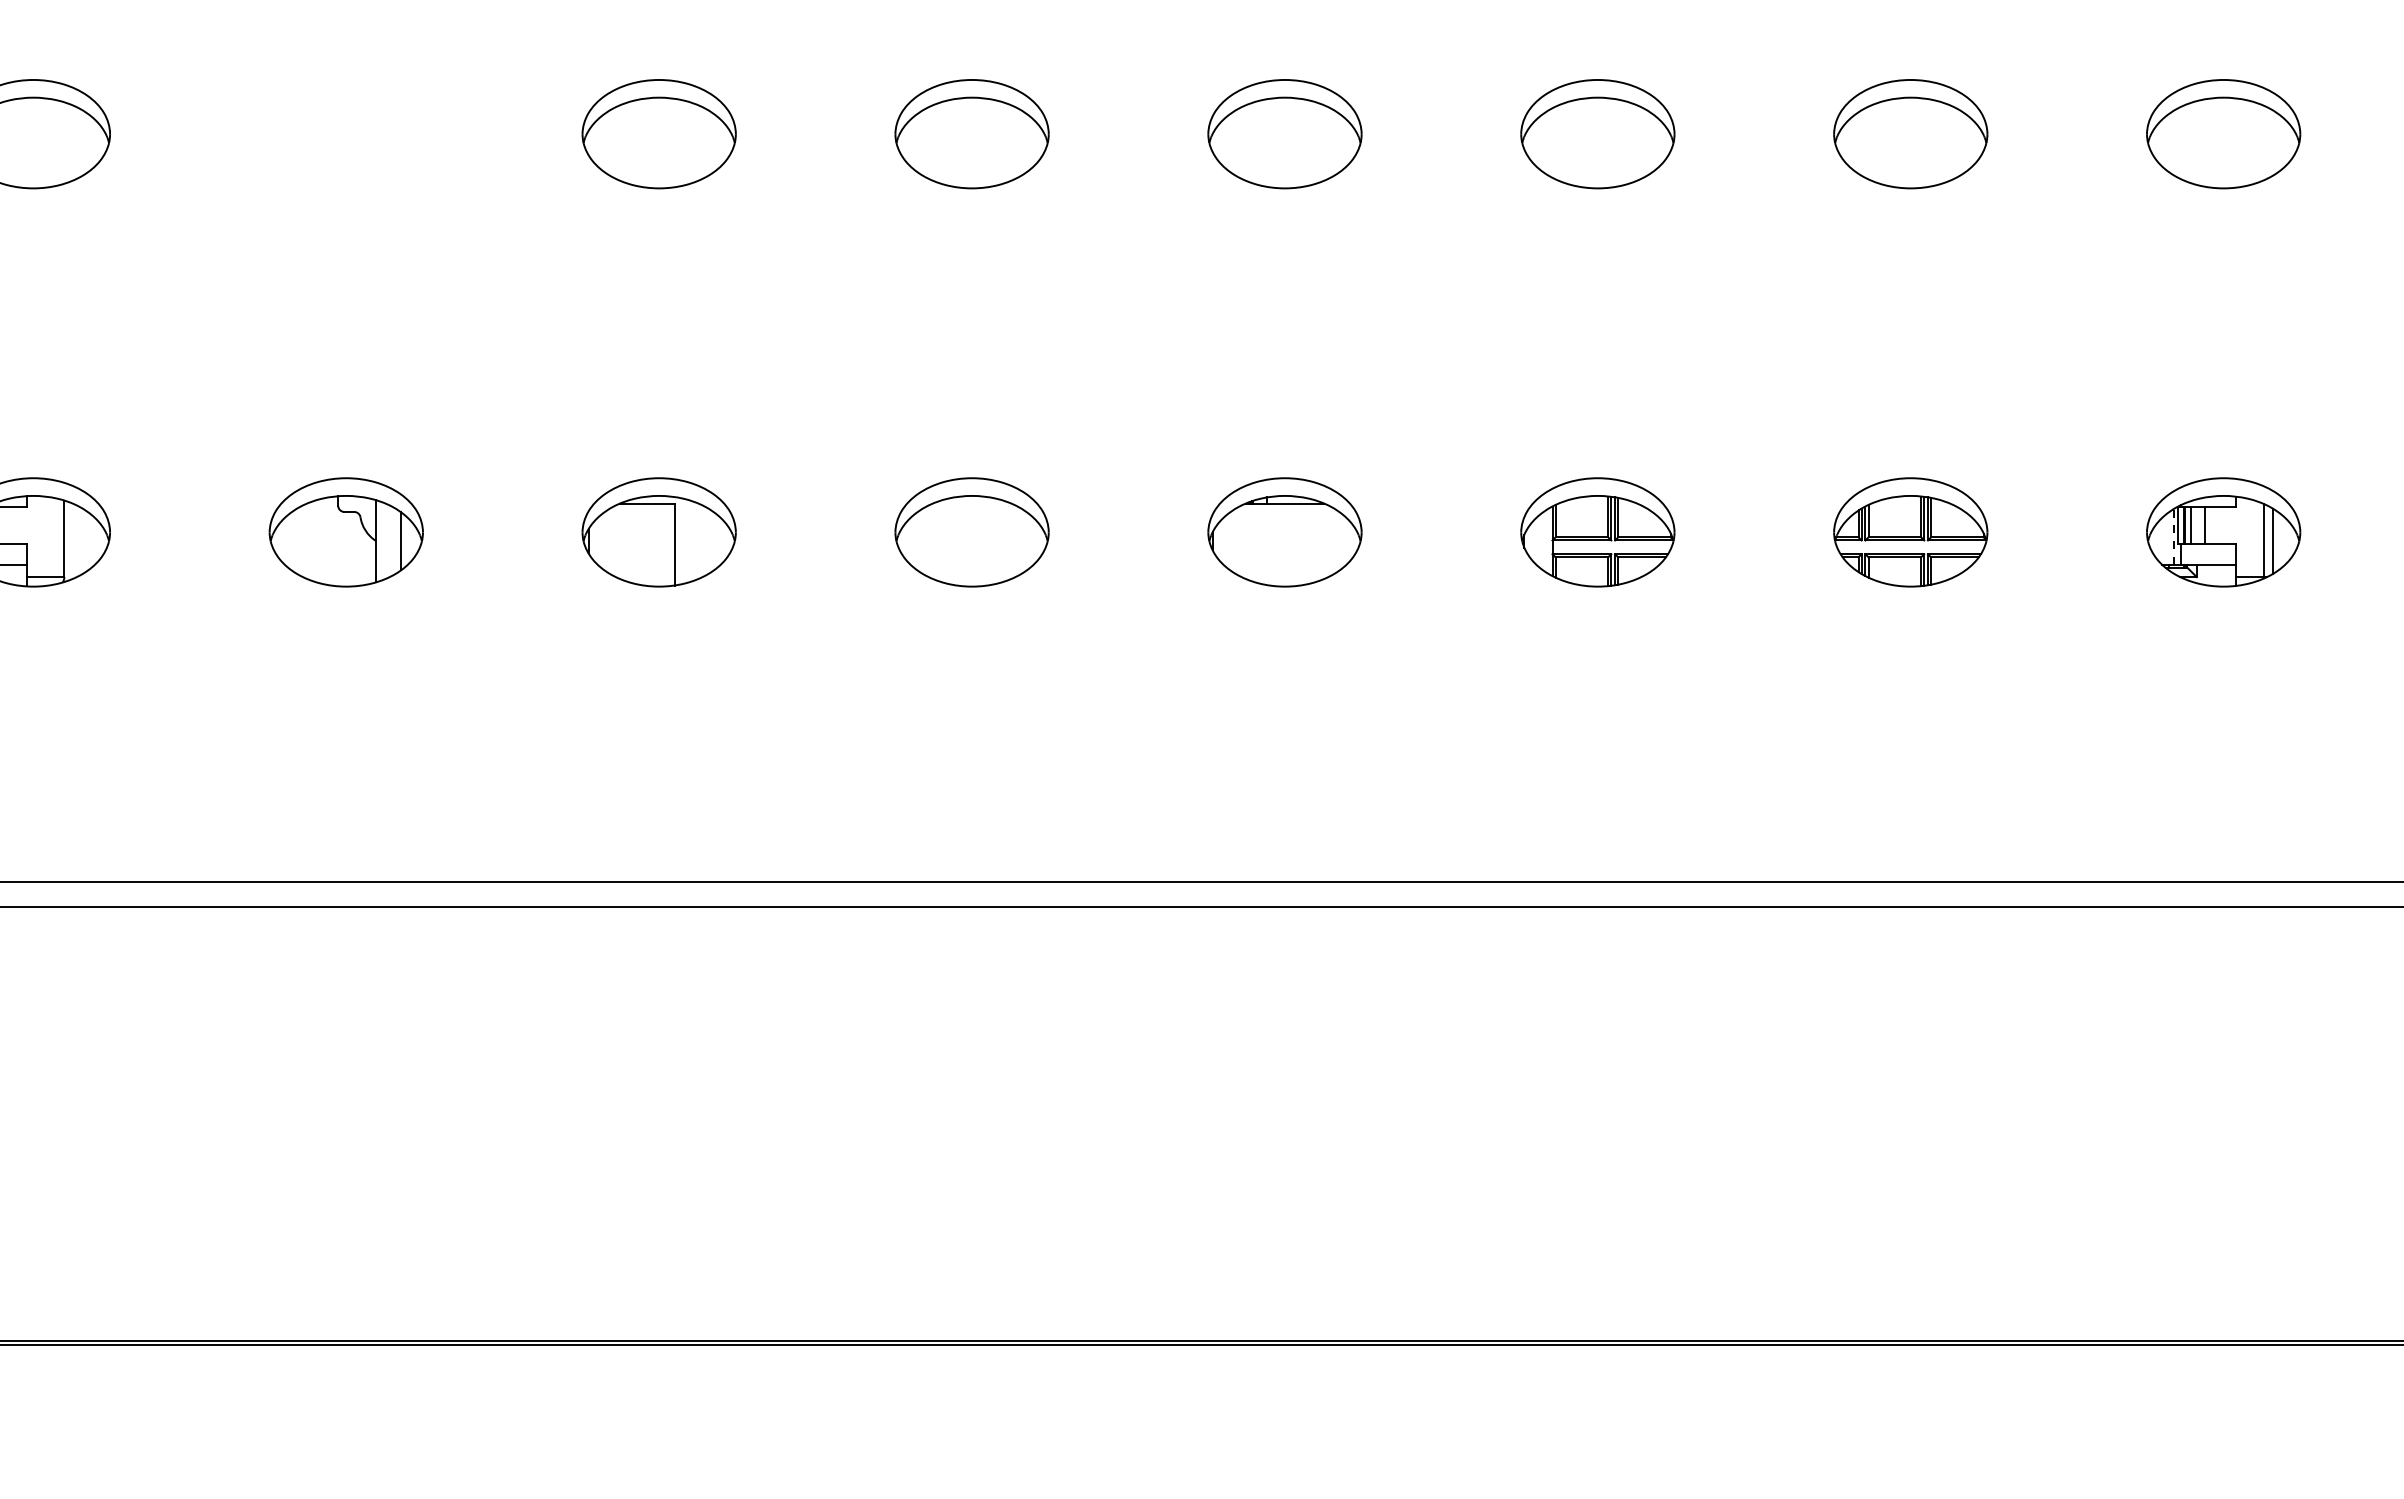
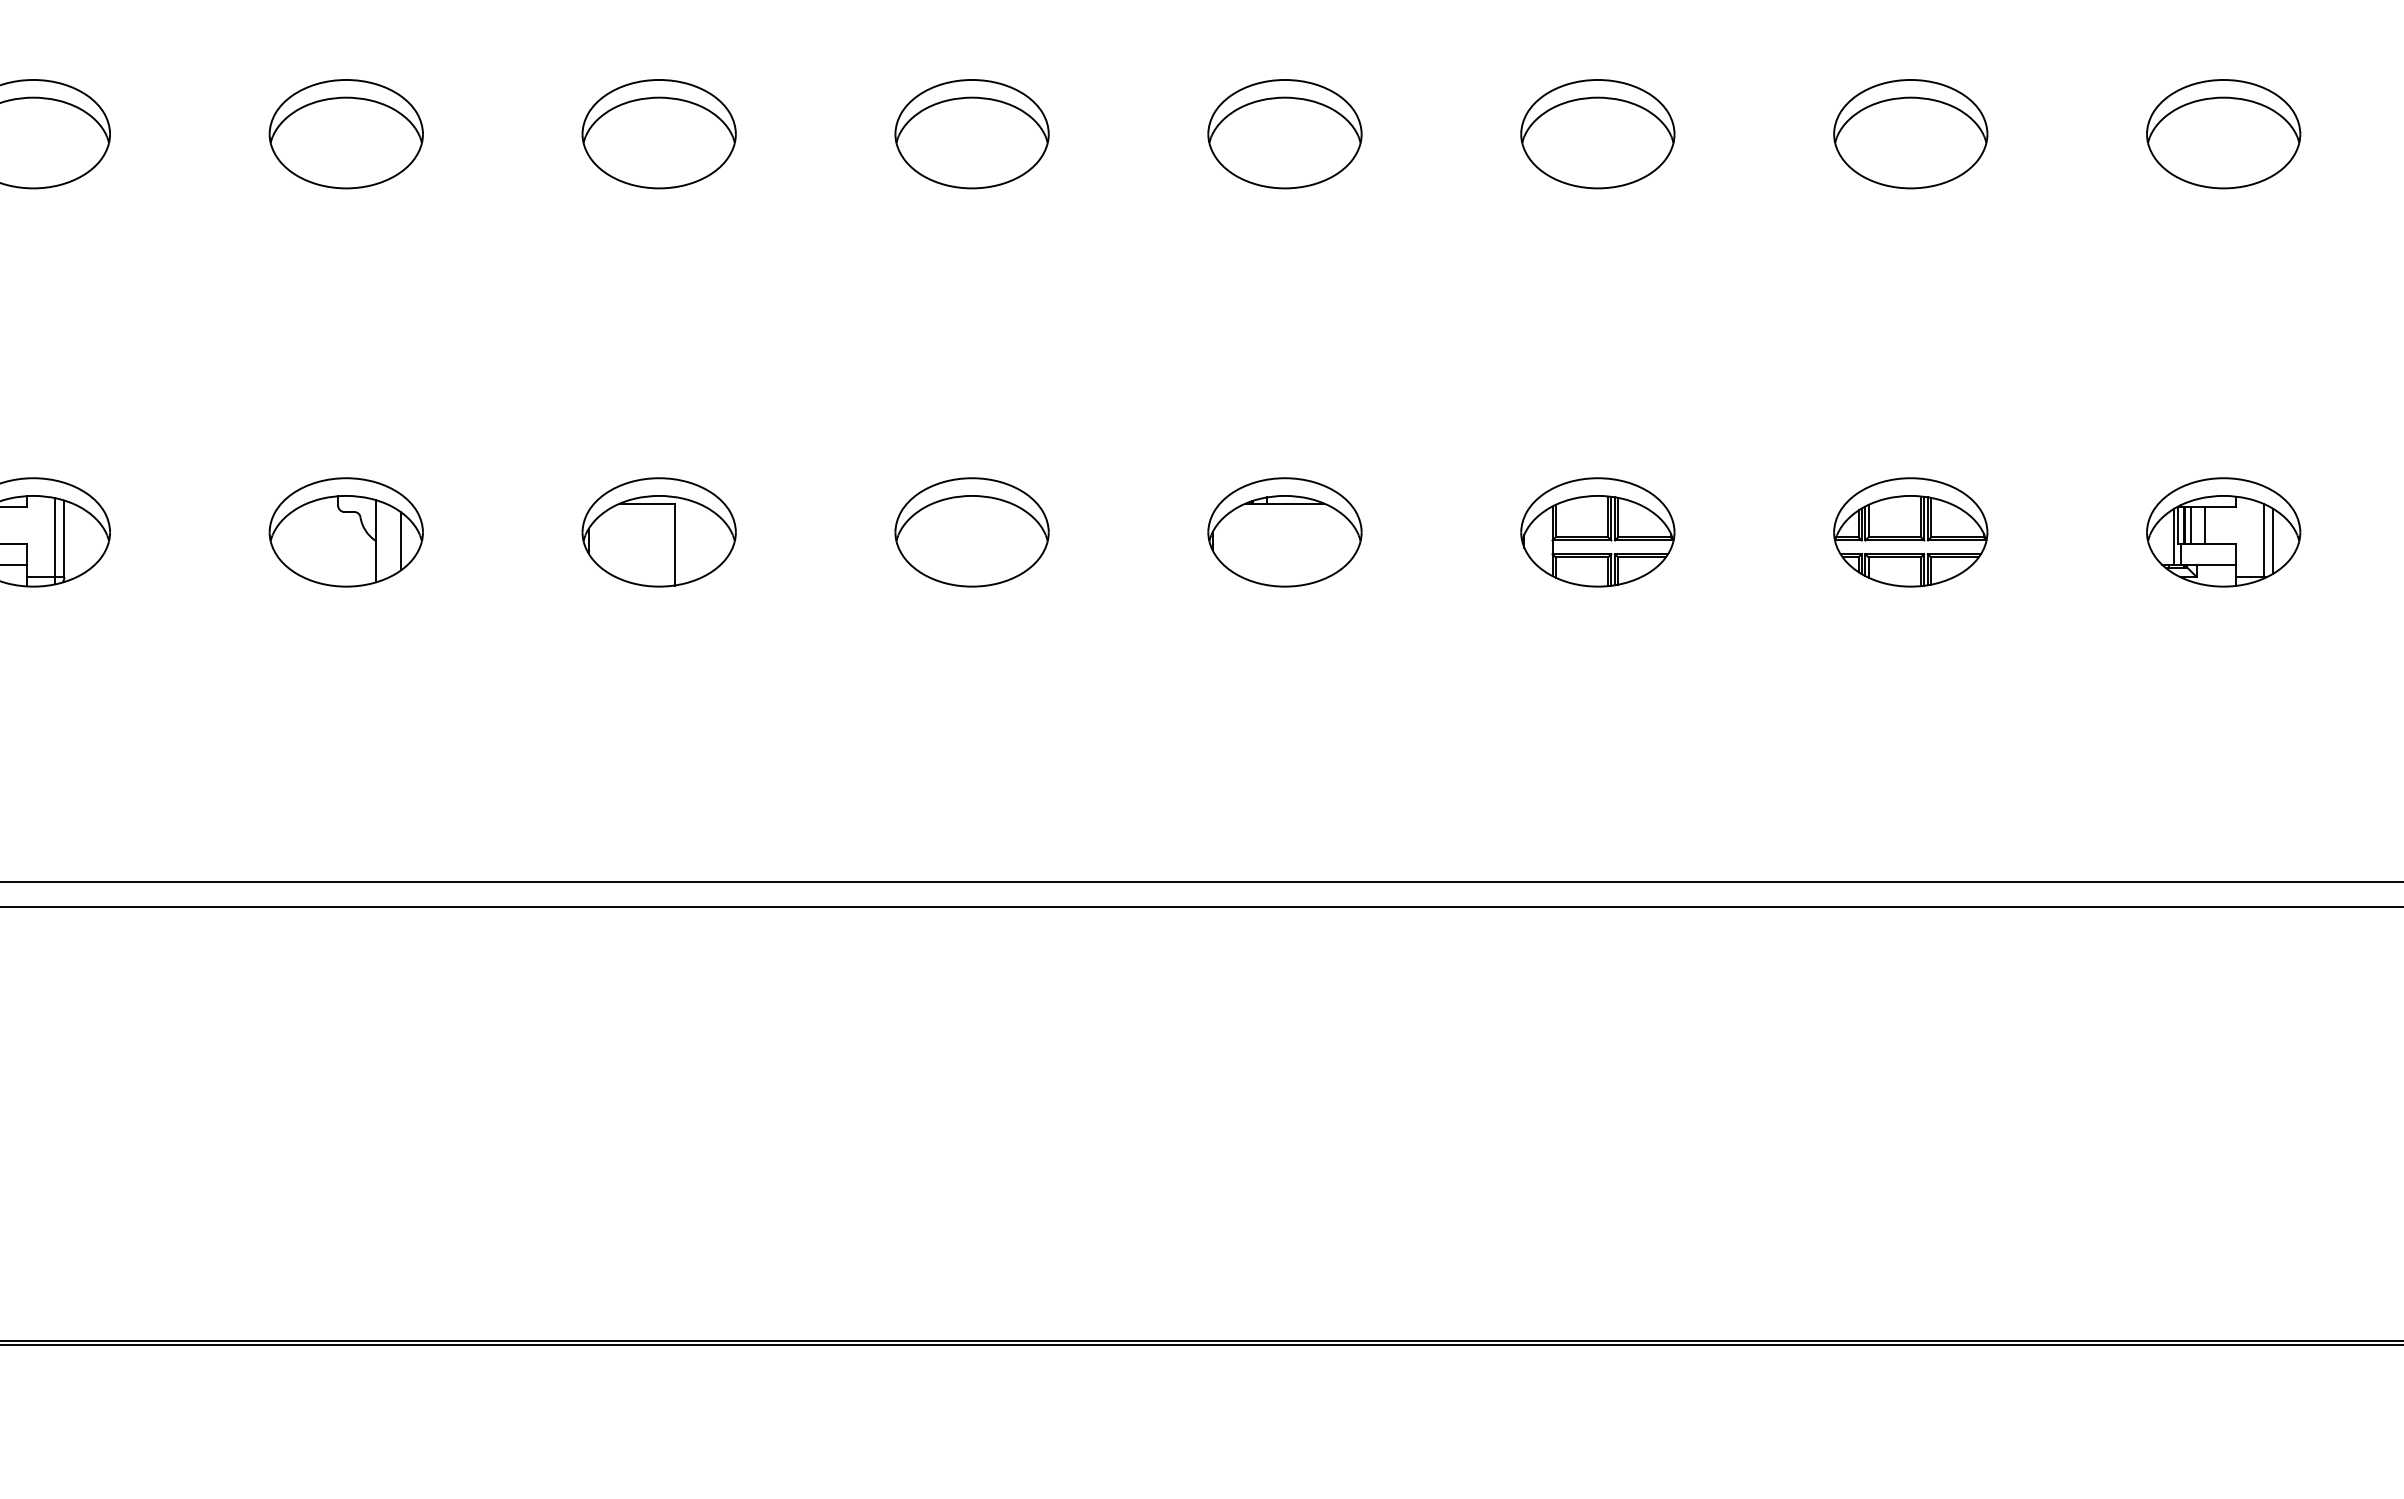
part: none -> present (345, 134)
line: dashed -> solid (2173, 536)
line: none -> present (55, 541)
